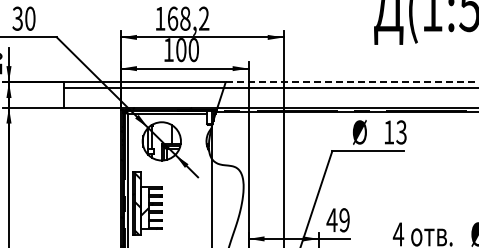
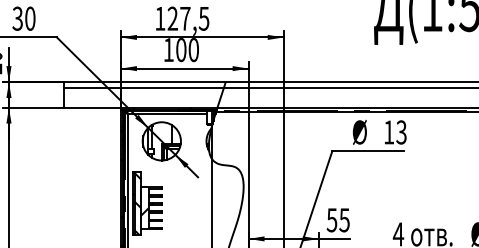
text: 168,2 -> 127,5 (188, 18)
line: dashed -> solid (352, 82)
text: 49 -> 55 (337, 220)
